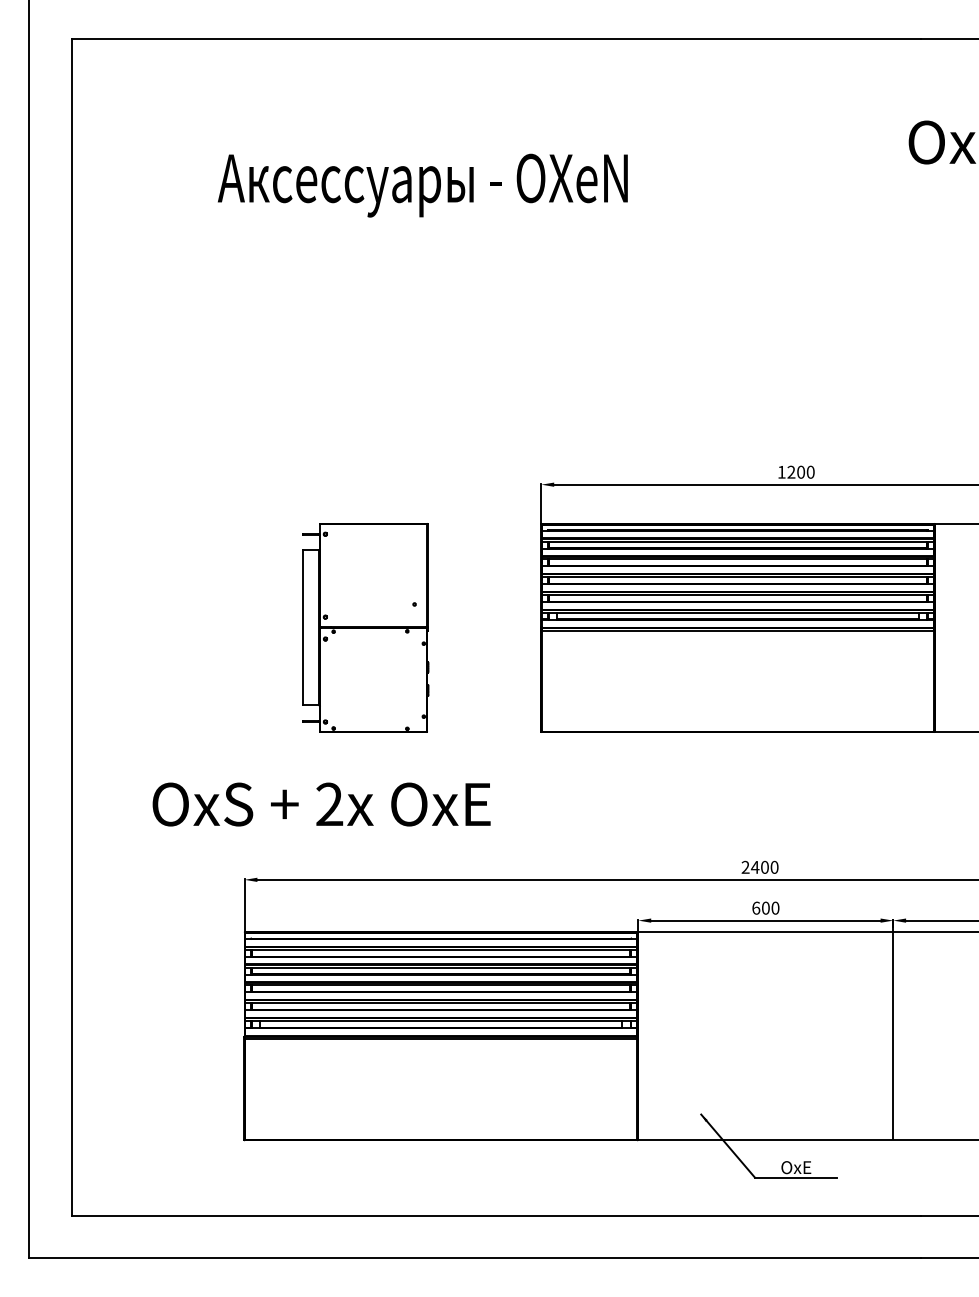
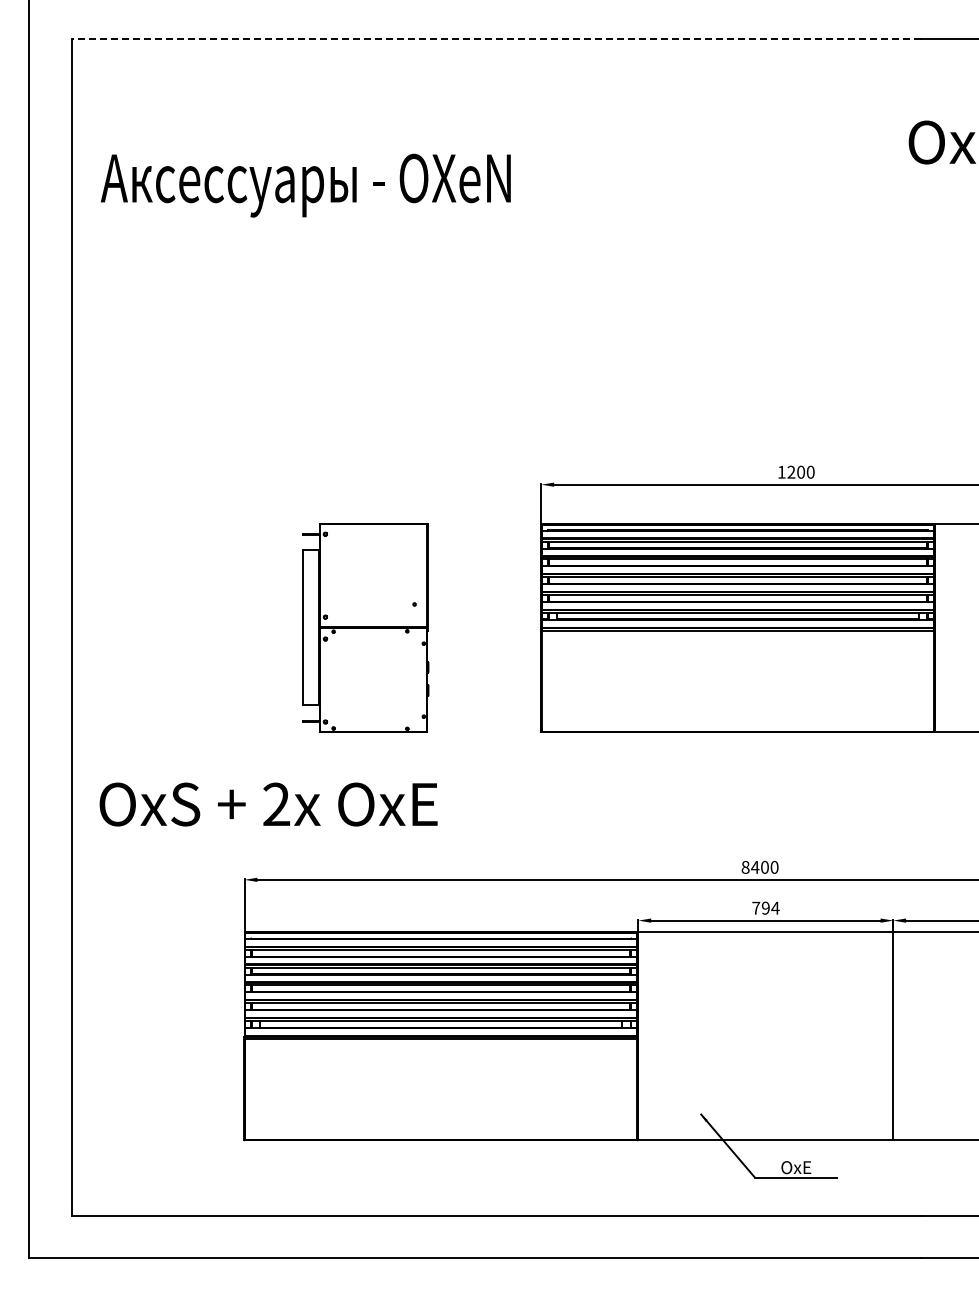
line: solid -> dashed (496, 38)
text position: (422, 185) -> (305, 185) (305, 185)
text position: (321, 804) -> (268, 804) (268, 804)
text: 2400 -> 8400 (745, 867)
text: 600 -> 794 (765, 907)
